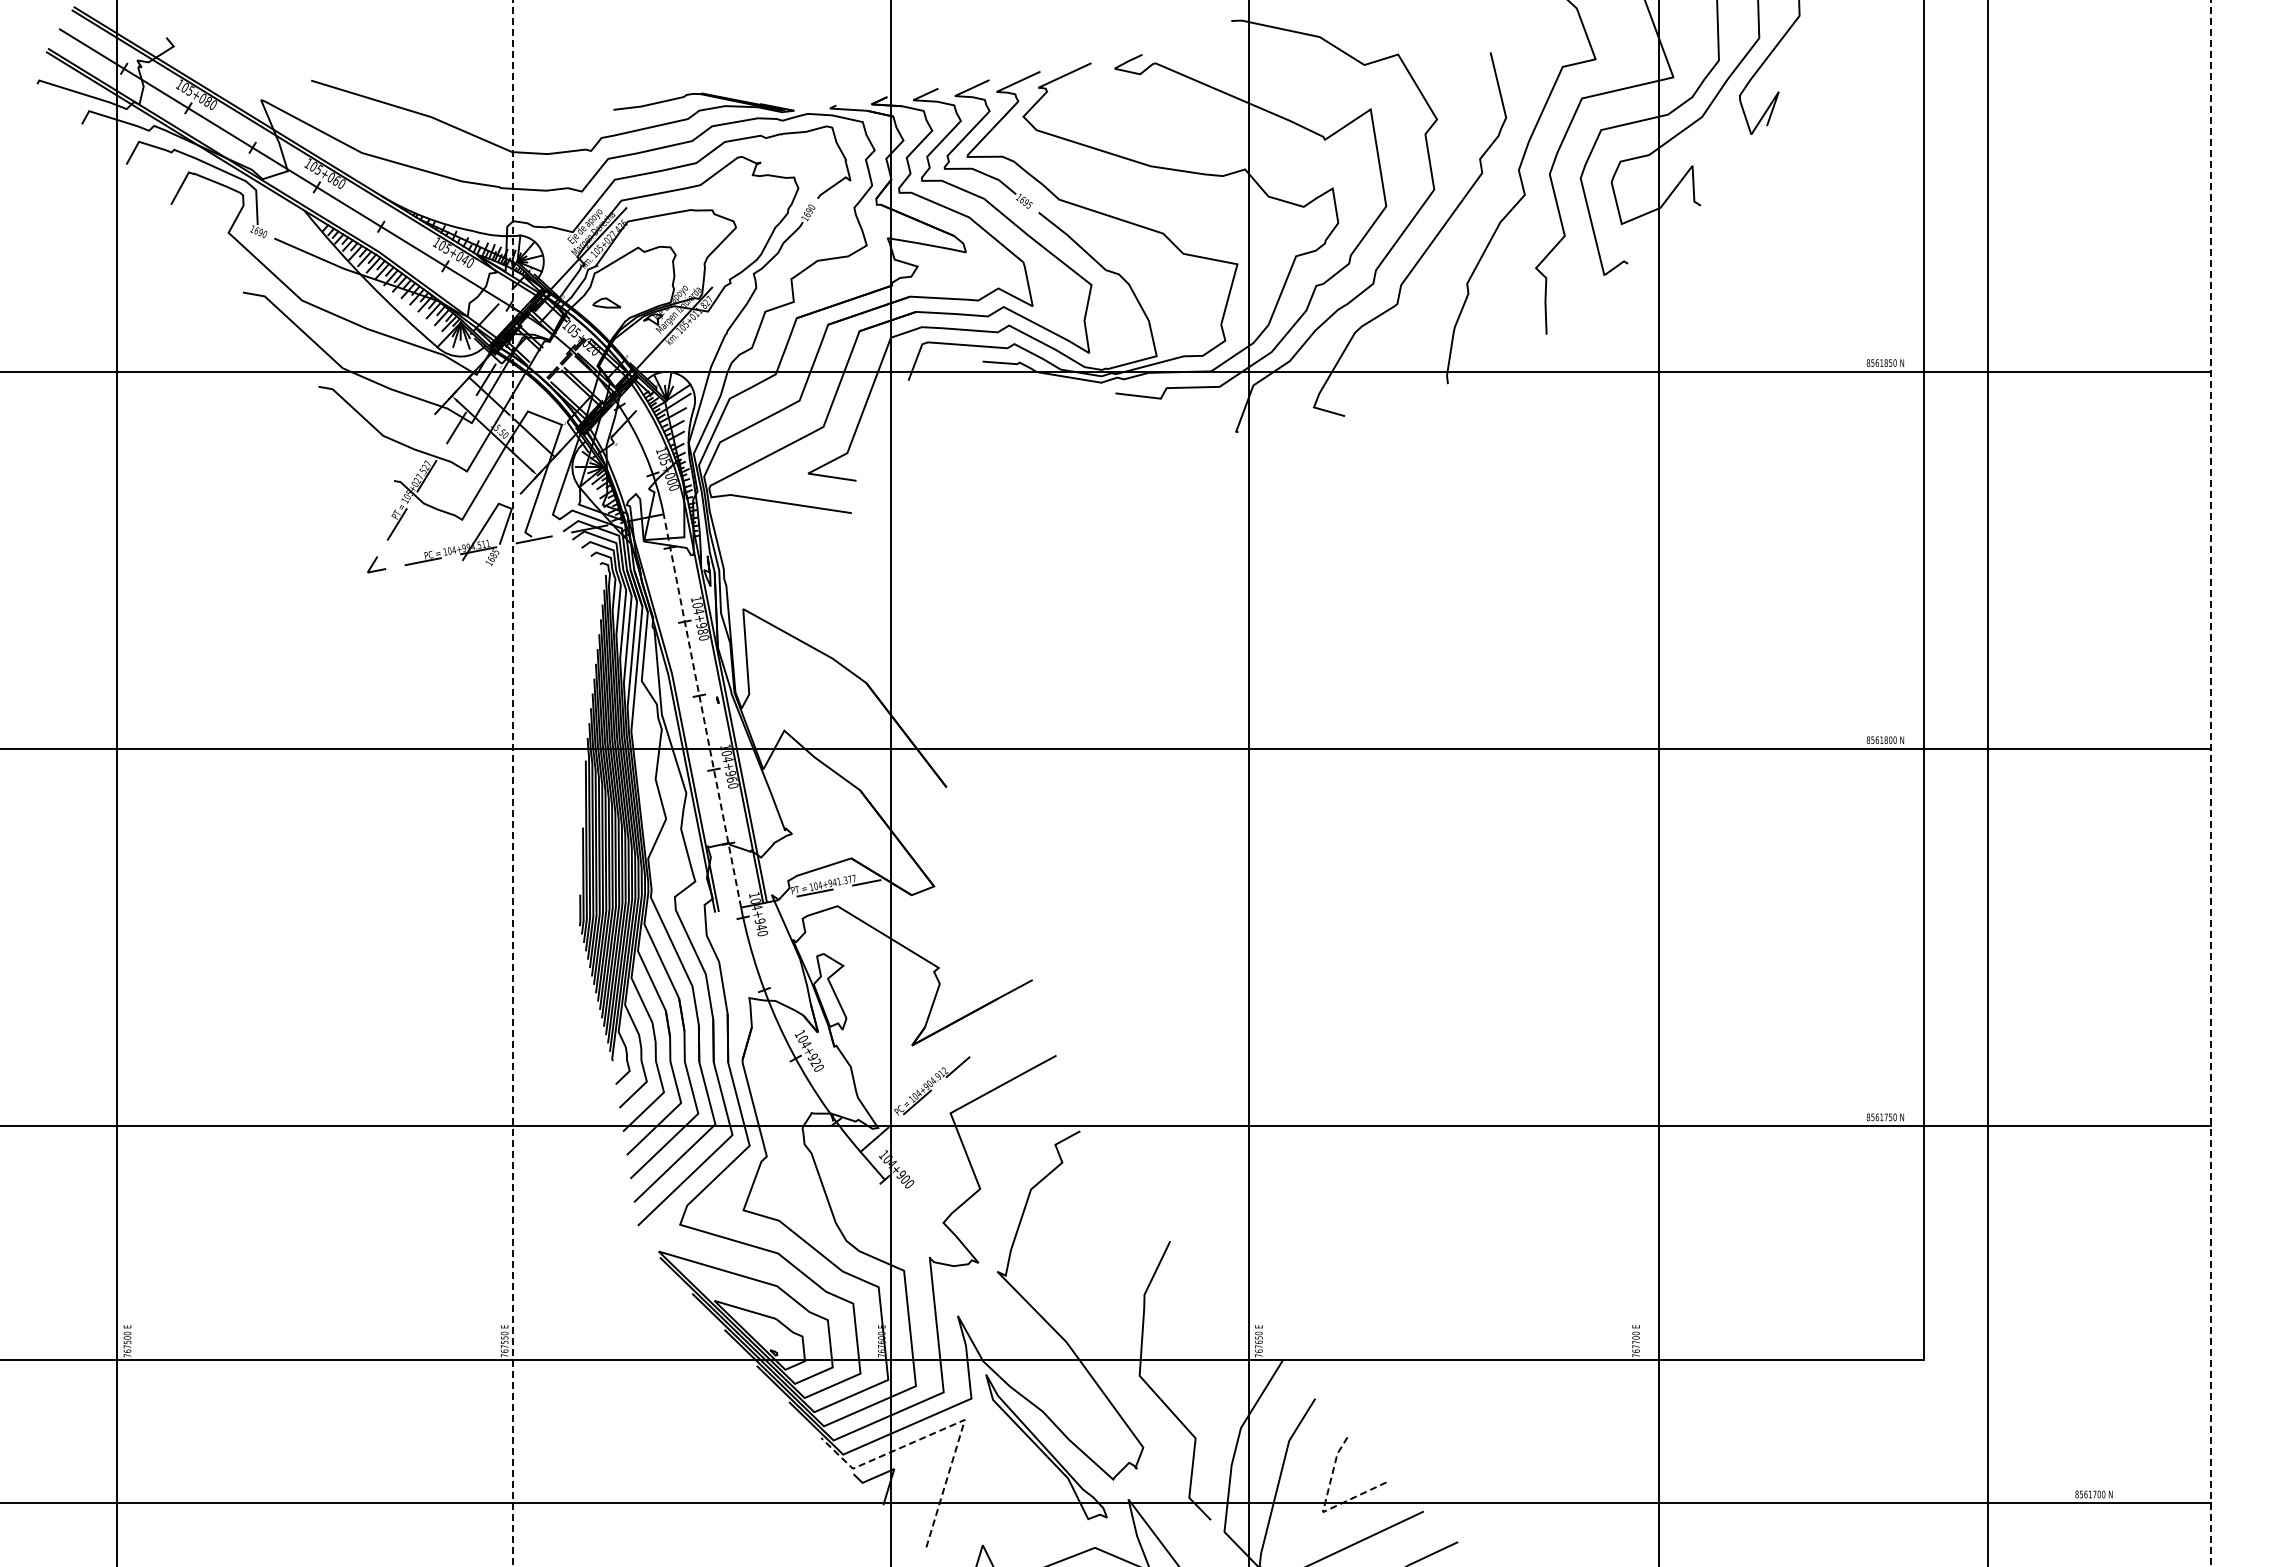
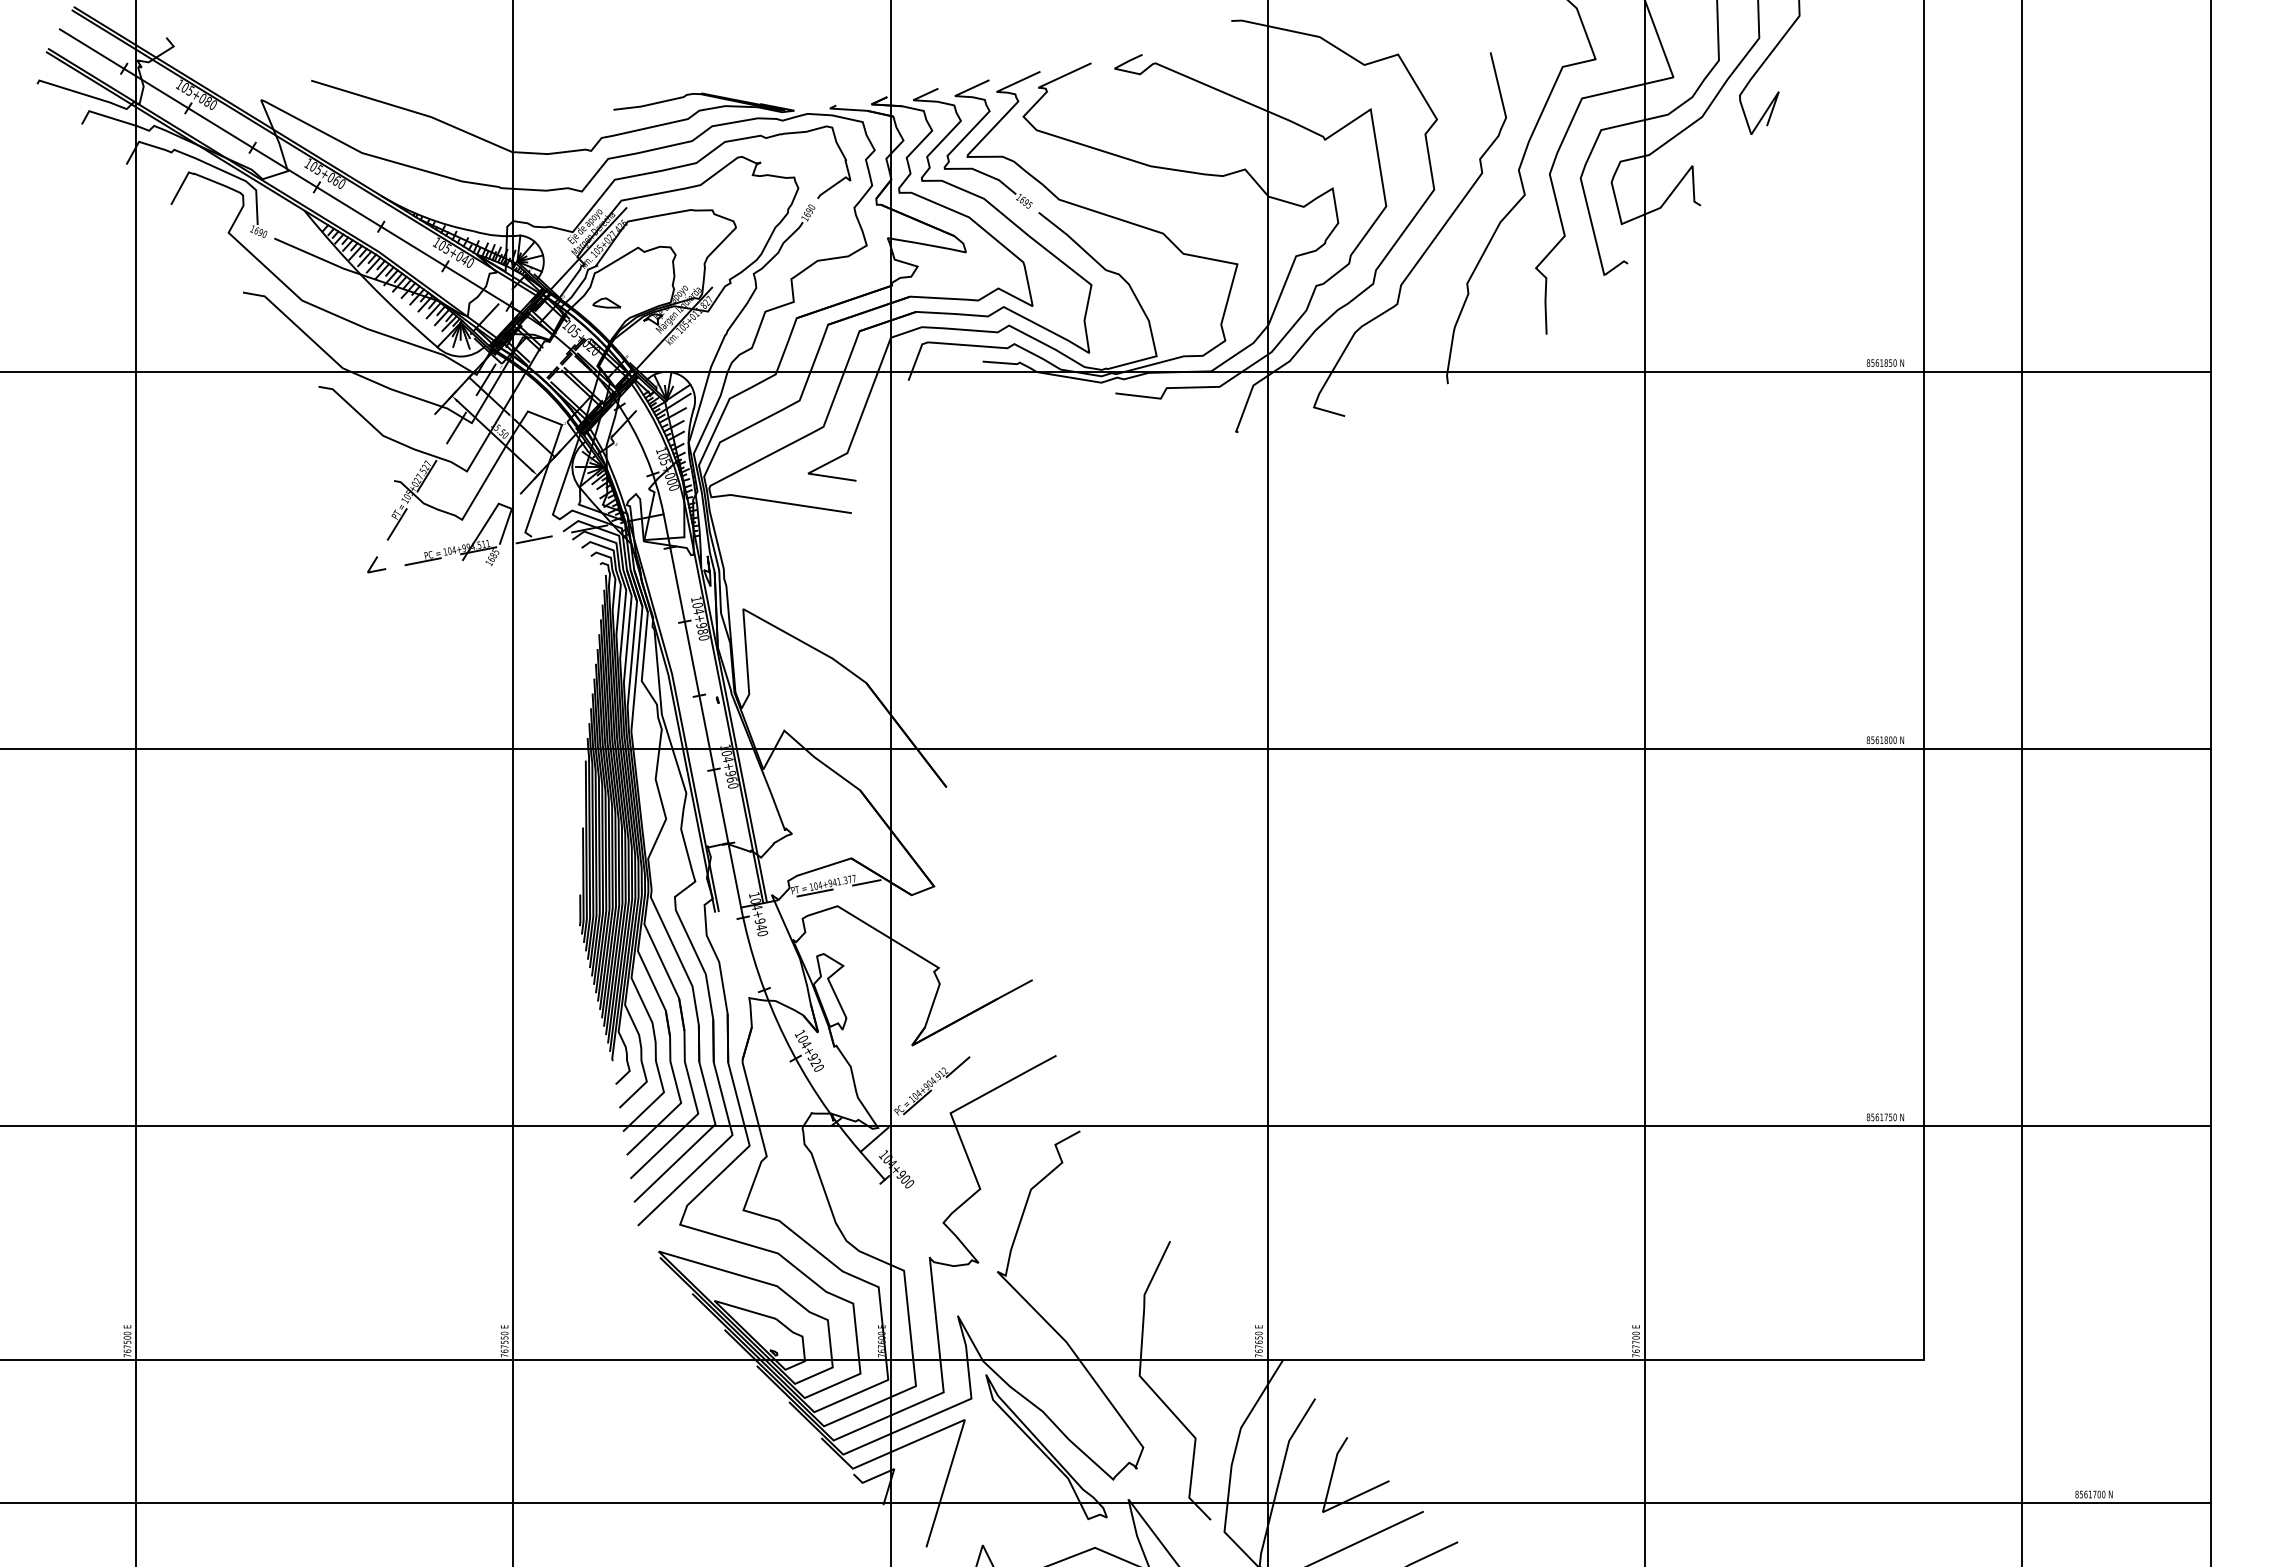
line: dashed -> solid (702, 710)
line position: (117, 782) -> (136, 782) (136, 782)
line position: (1248, 782) -> (1267, 782) (1267, 782)
line position: (1658, 782) -> (1644, 782) (1644, 782)
line position: (1988, 782) -> (2022, 782) (2022, 782)
line: dashed -> solid (513, 783)
line: dashed -> solid (2210, 783)
line: dashed -> solid (949, 1426)
line: dashed -> solid (1323, 1509)
